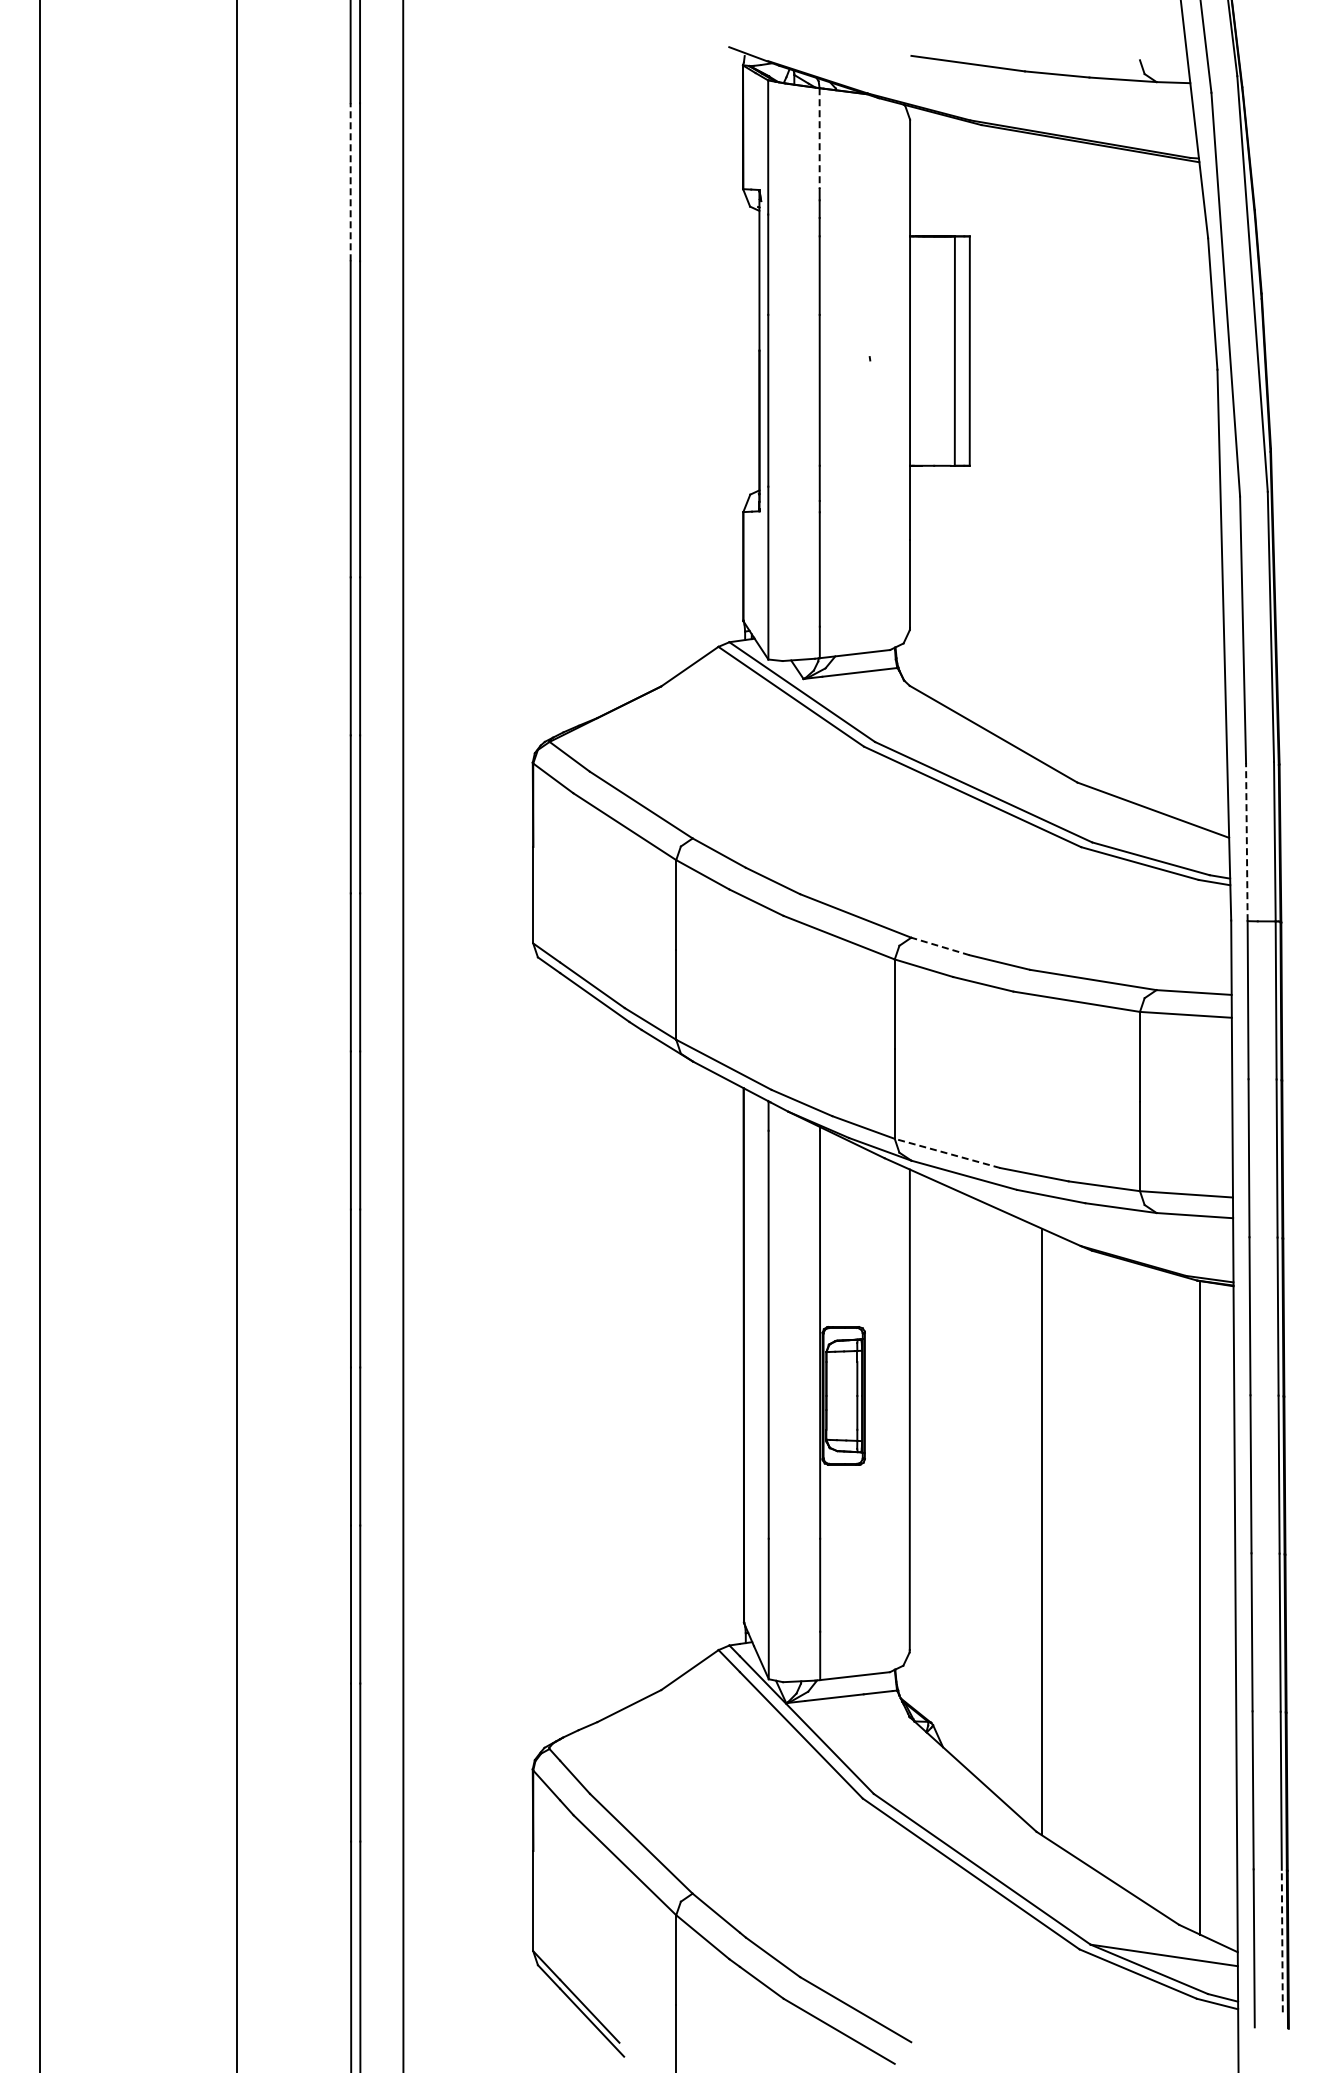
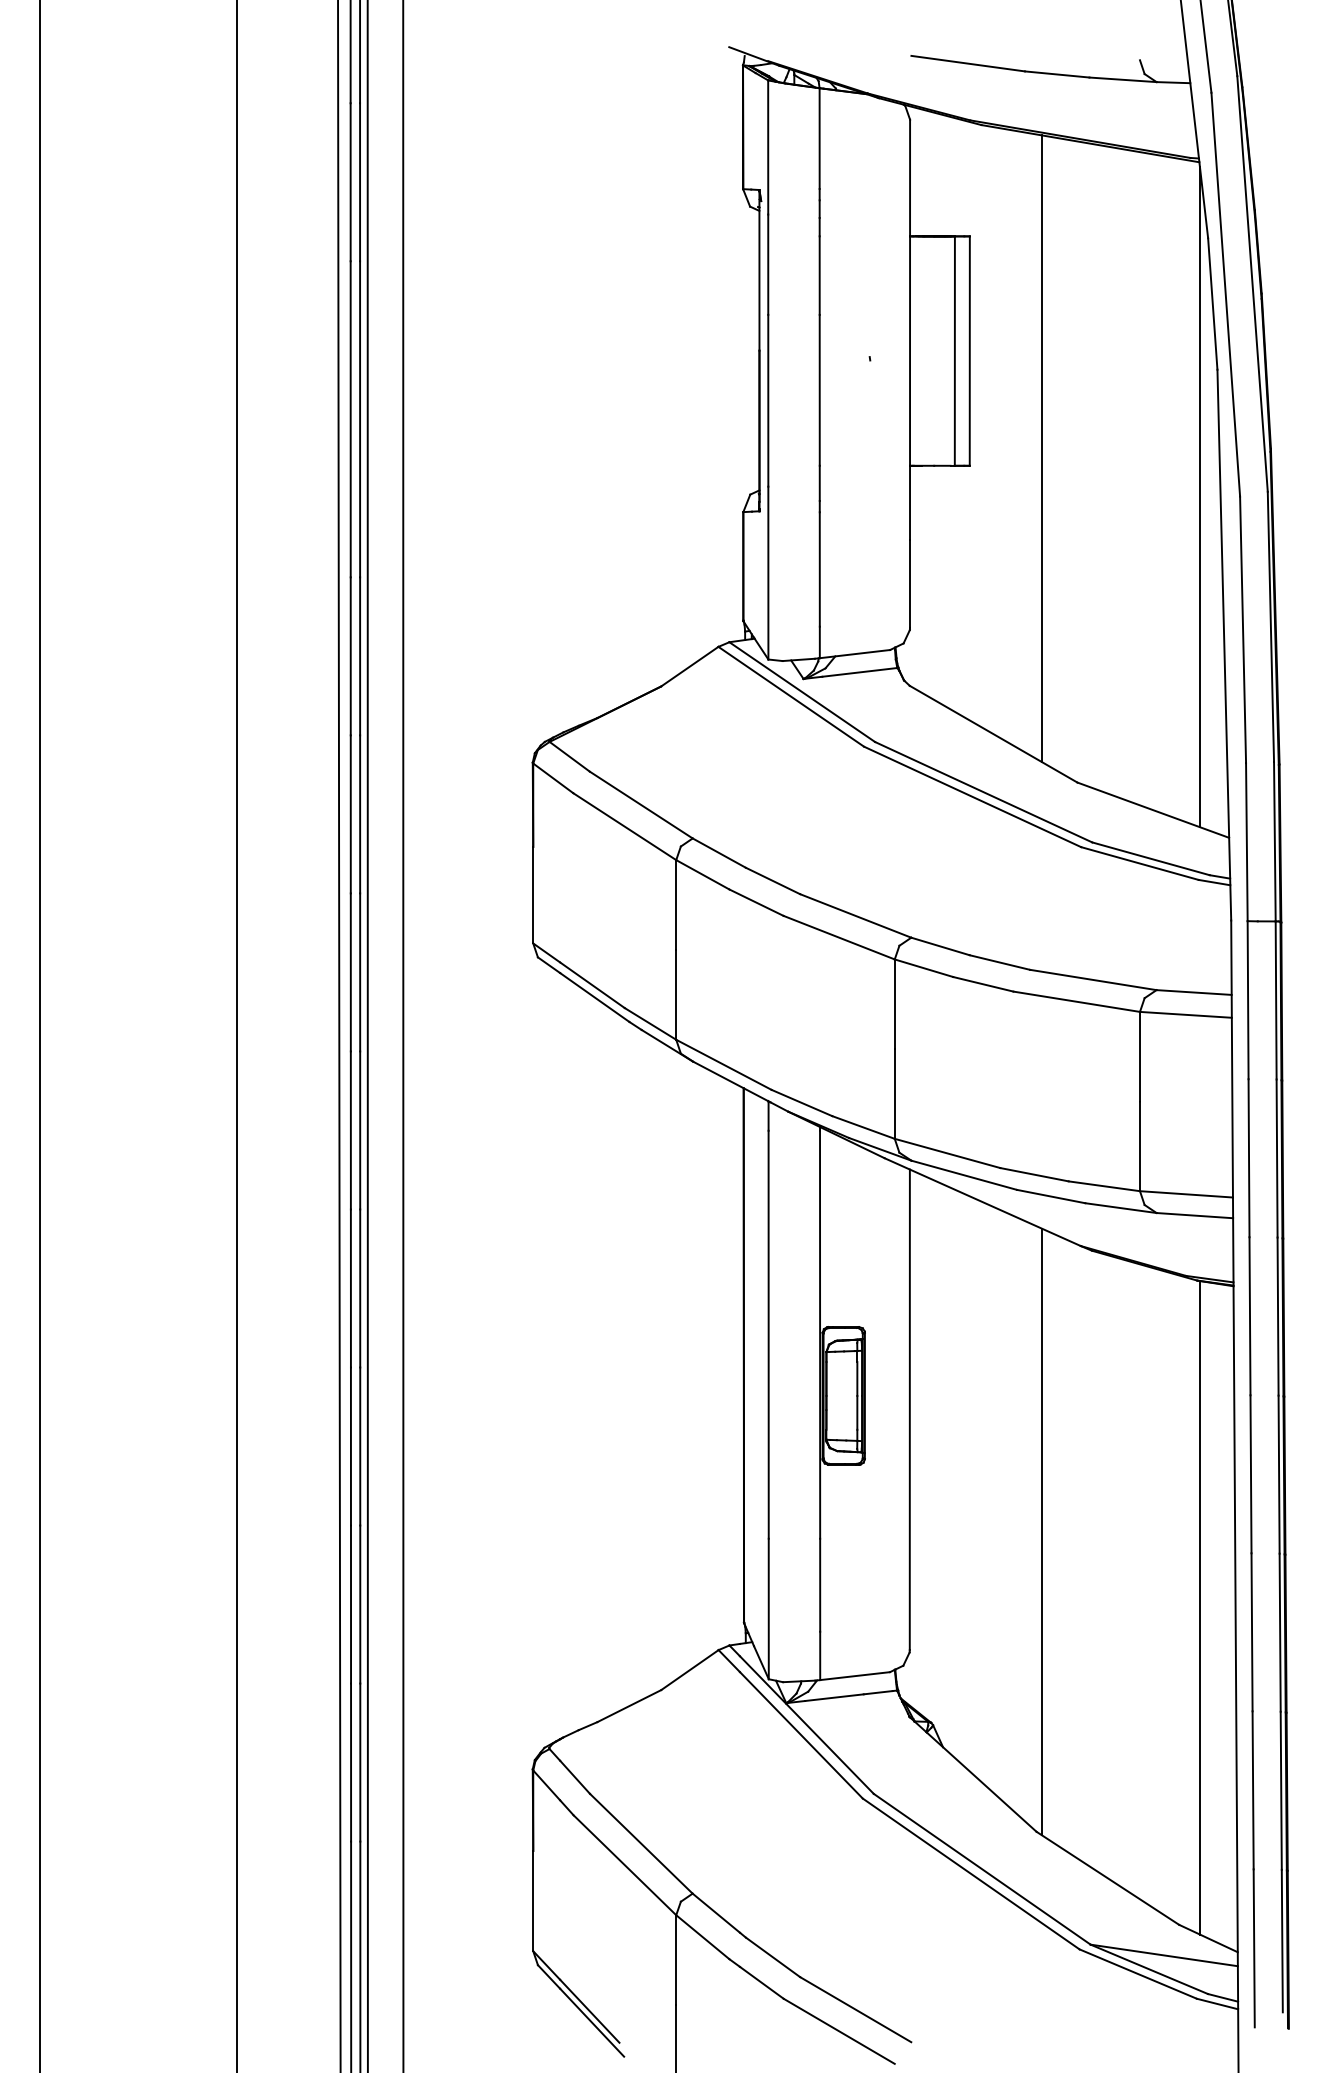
line: dashed -> solid (819, 139)
line: dashed -> solid (350, 181)
line: none -> present (1041, 448)
line: none -> present (1199, 497)
line: dashed -> solid (1246, 841)
line: dashed -> solid (940, 946)
line: none -> present (339, 1035)
line: none -> present (367, 1035)
line: dashed -> solid (947, 1153)
line: dashed -> solid (1282, 1940)
